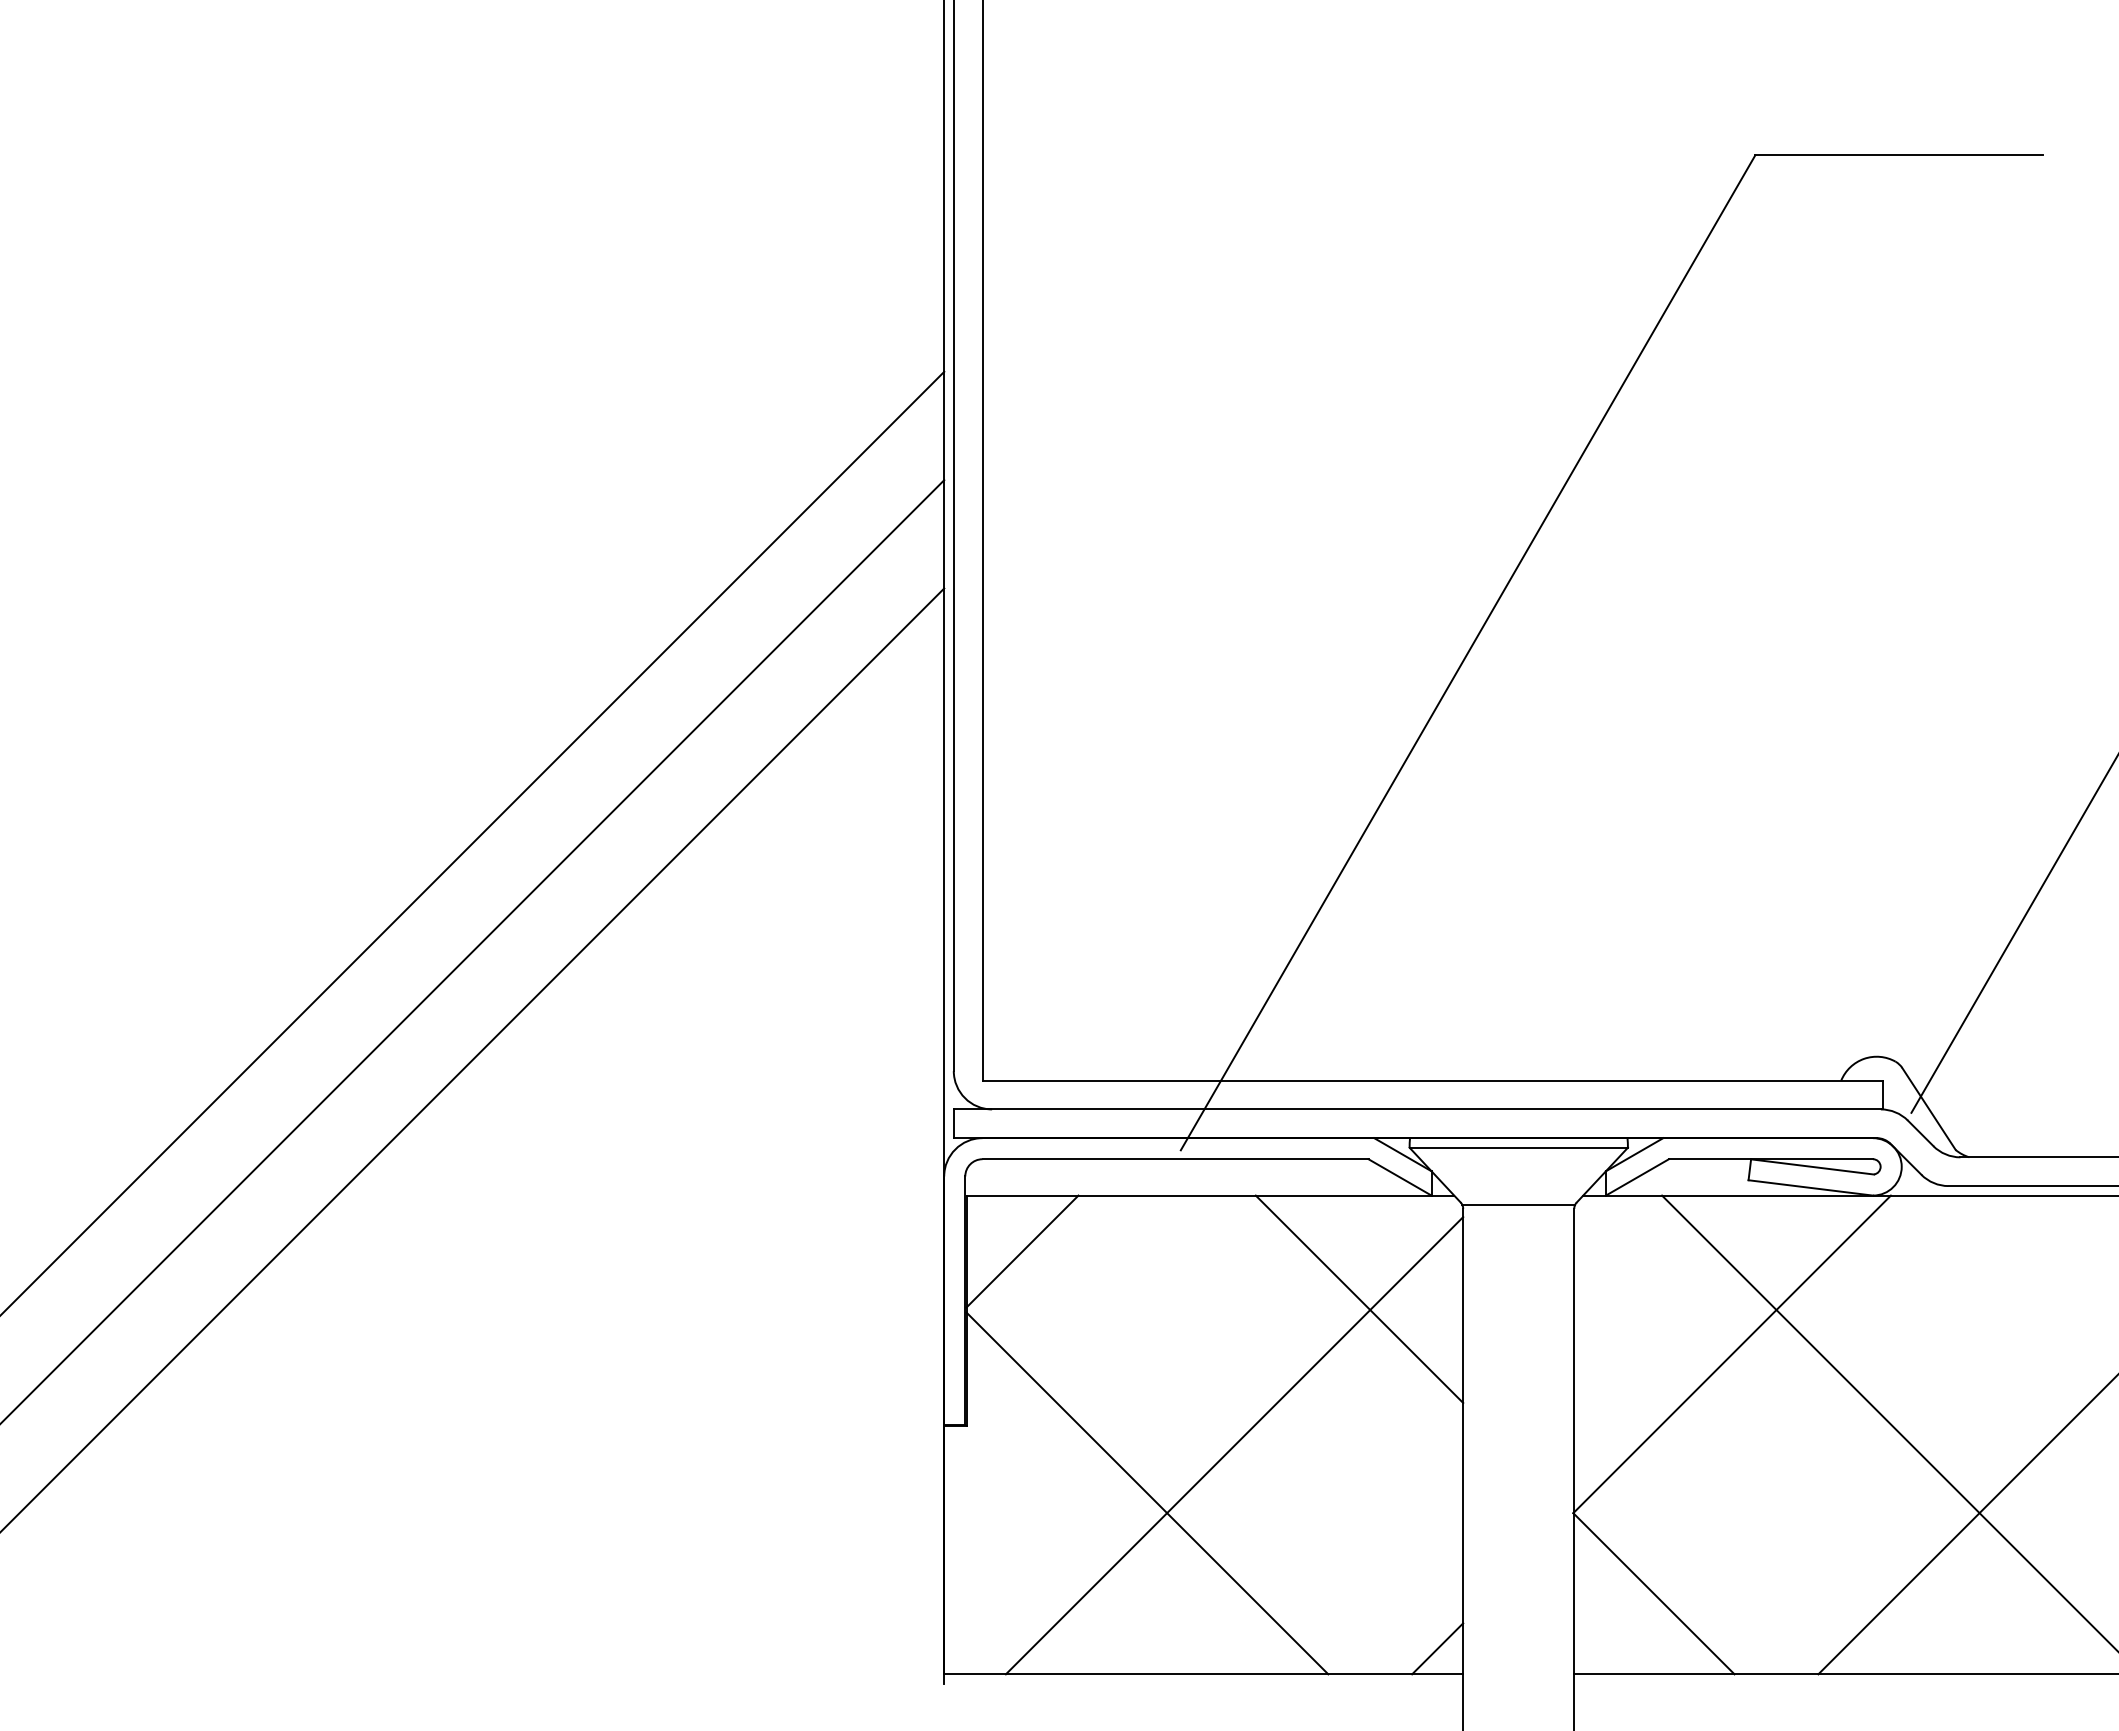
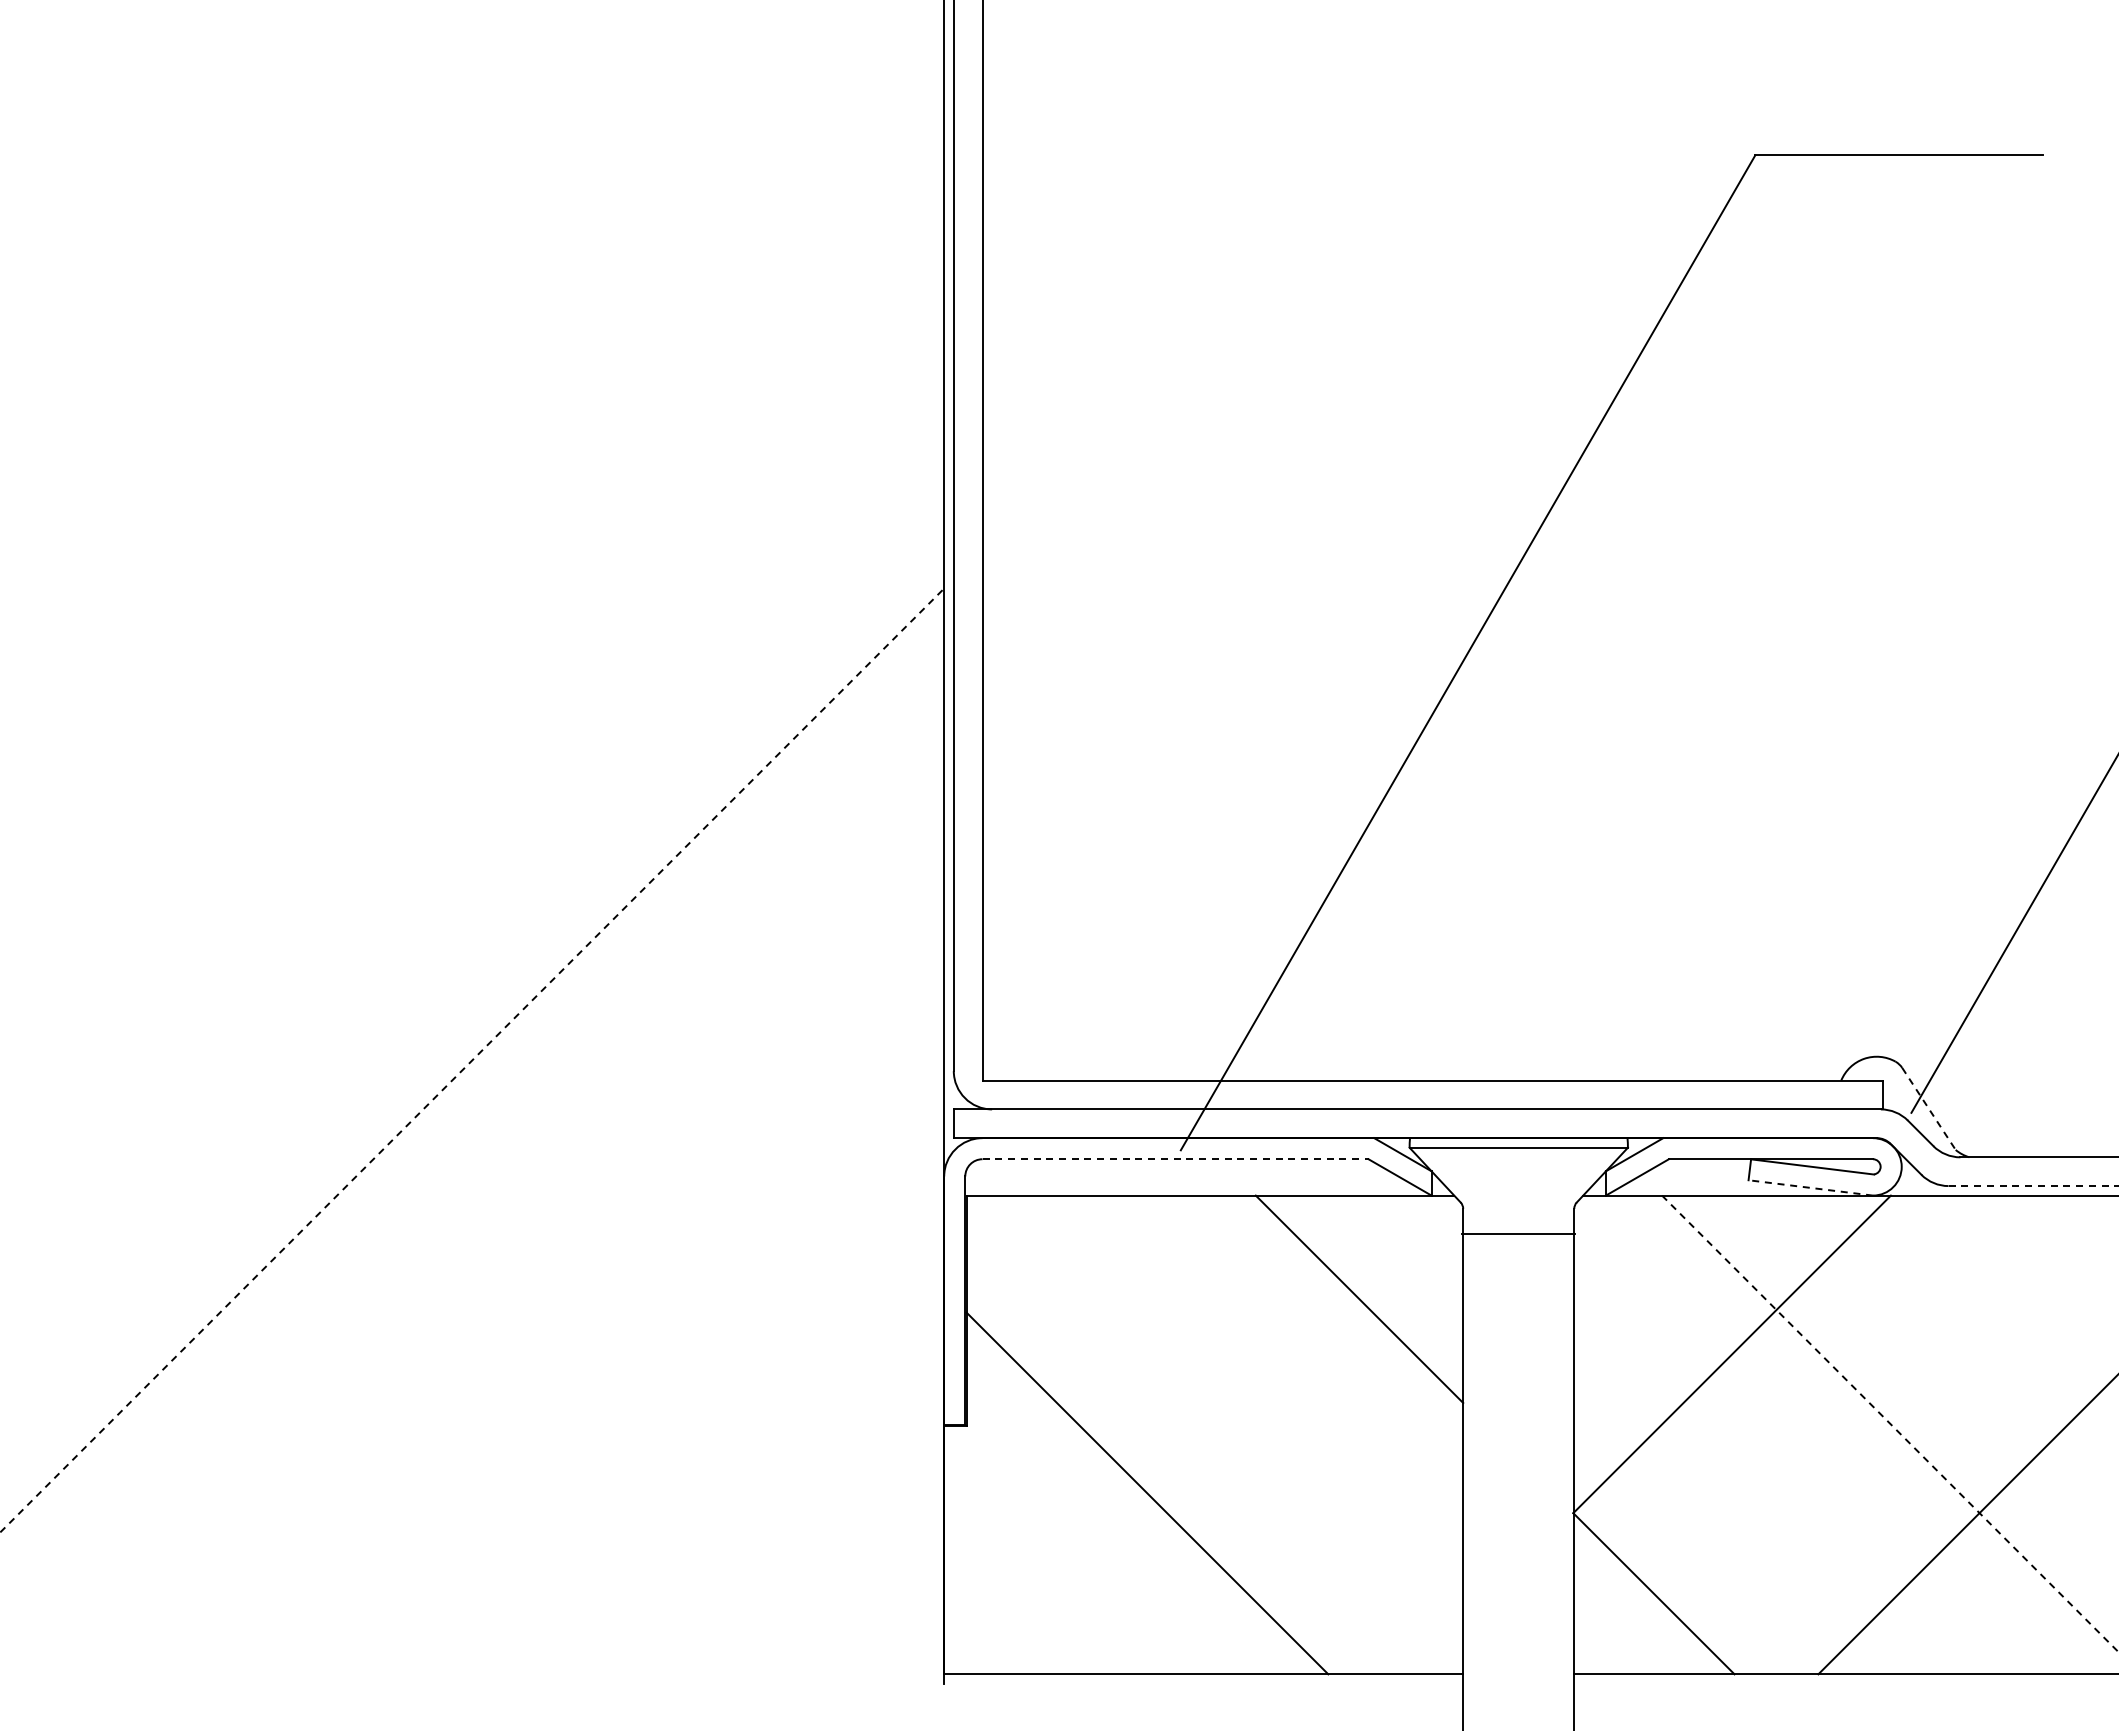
line: present -> none (473, 842)
line: present -> none (473, 951)
line: solid -> dashed (472, 1060)
line: solid -> dashed (1928, 1108)
line: solid -> dashed (1176, 1159)
line: solid -> dashed (2034, 1186)
line: solid -> dashed (1810, 1187)
line position: (1518, 1205) -> (1518, 1234) (1518, 1234)
line: present -> none (1022, 1251)
line: solid -> dashed (1890, 1424)
line: present -> none (1234, 1445)
line: present -> none (1437, 1648)
